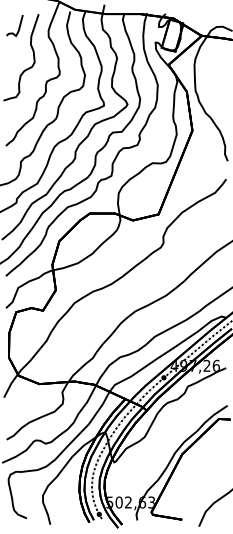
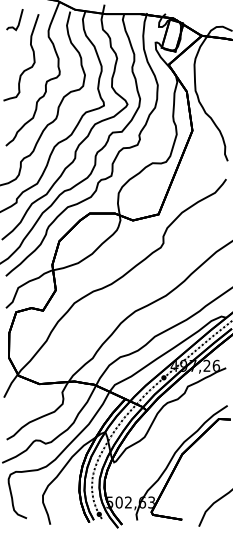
curve position: (18, 27) -> (18, 21) (18, 21)
